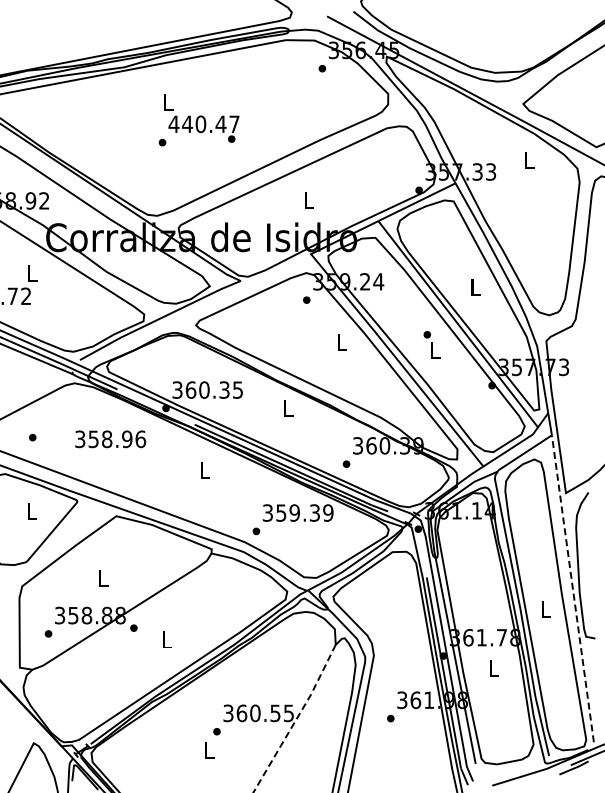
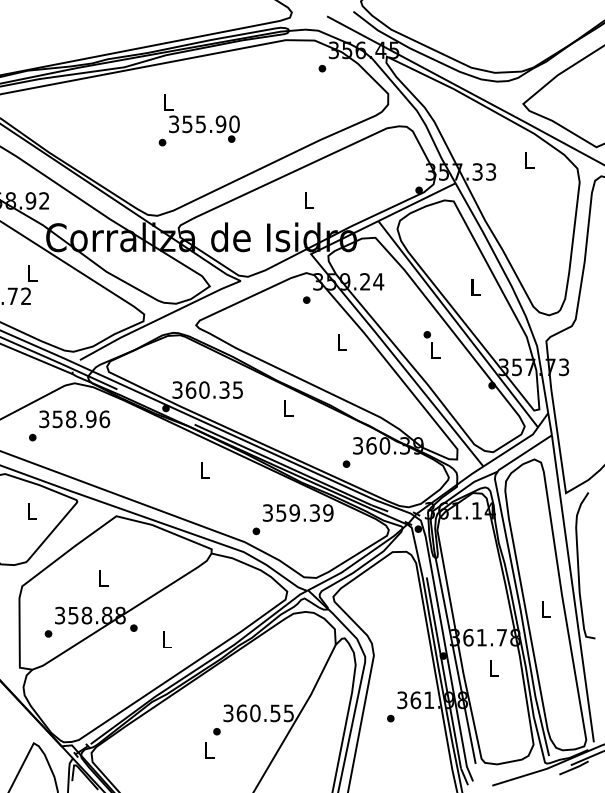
text: 440.47 -> 355.90 (203, 124)
text position: (110, 439) -> (74, 419) (74, 419)
line: dashed -> solid (572, 588)
line: dashed -> solid (296, 719)
